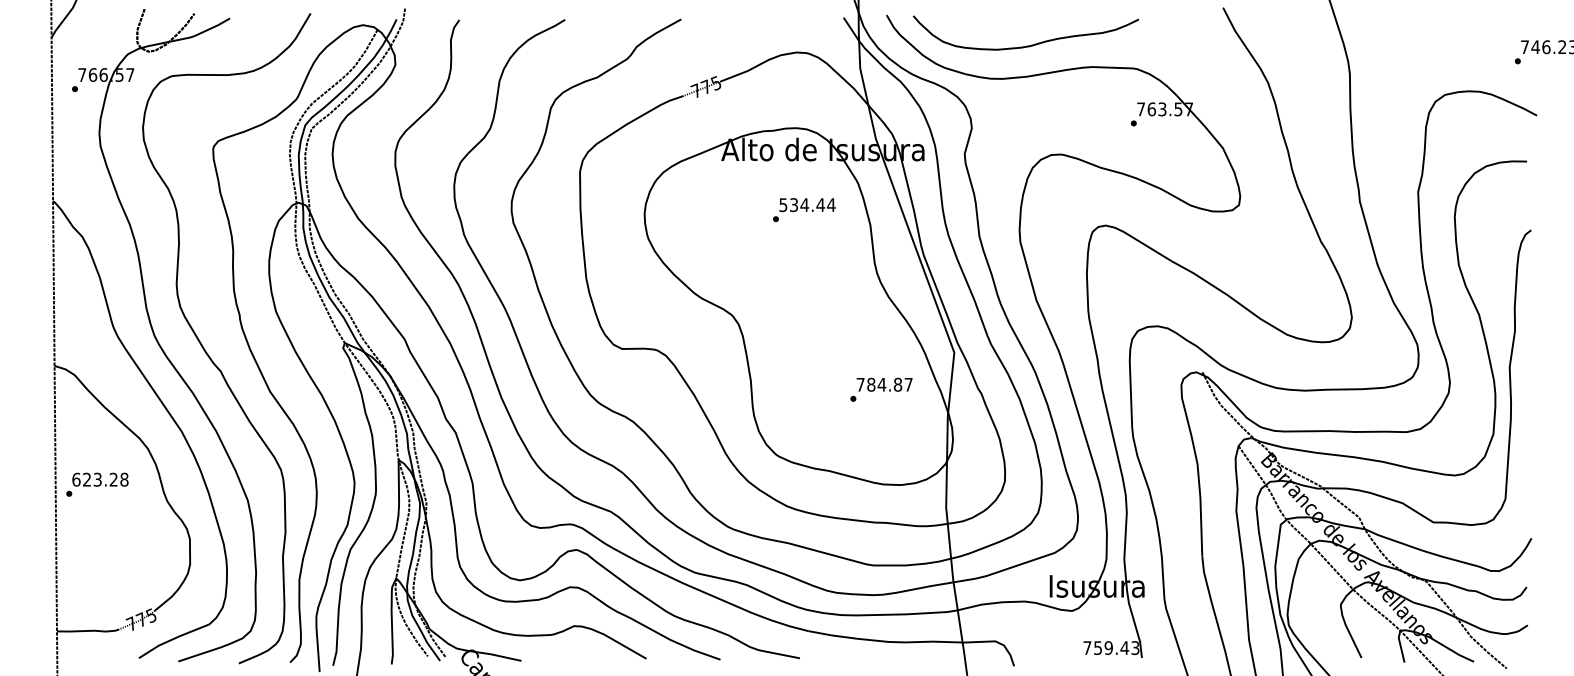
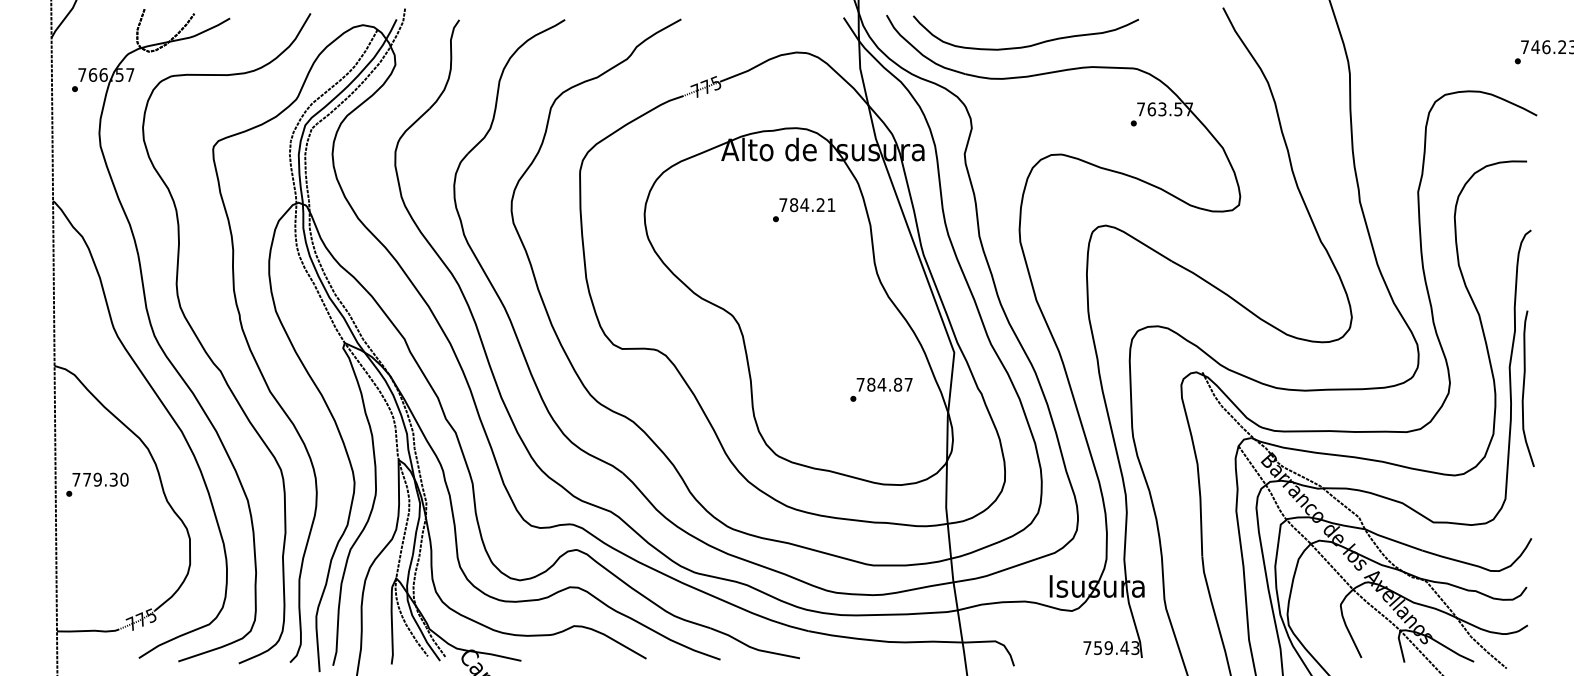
text: 534.44 -> 784.21 (807, 205)
curve: none -> present (1524, 388)
text: 623.28 -> 779.30 (100, 479)
